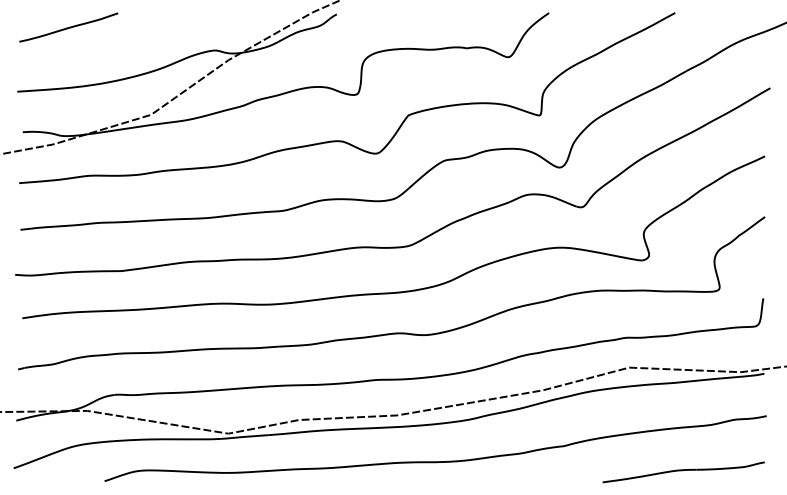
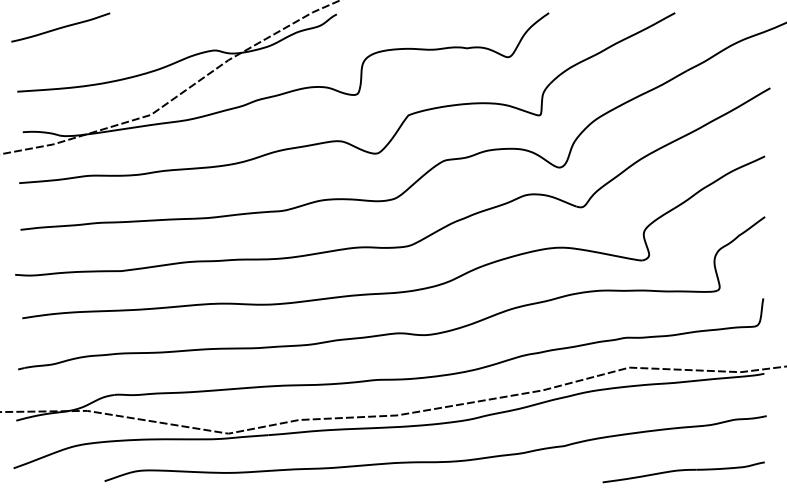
line position: (68, 27) -> (60, 27) (60, 27)
